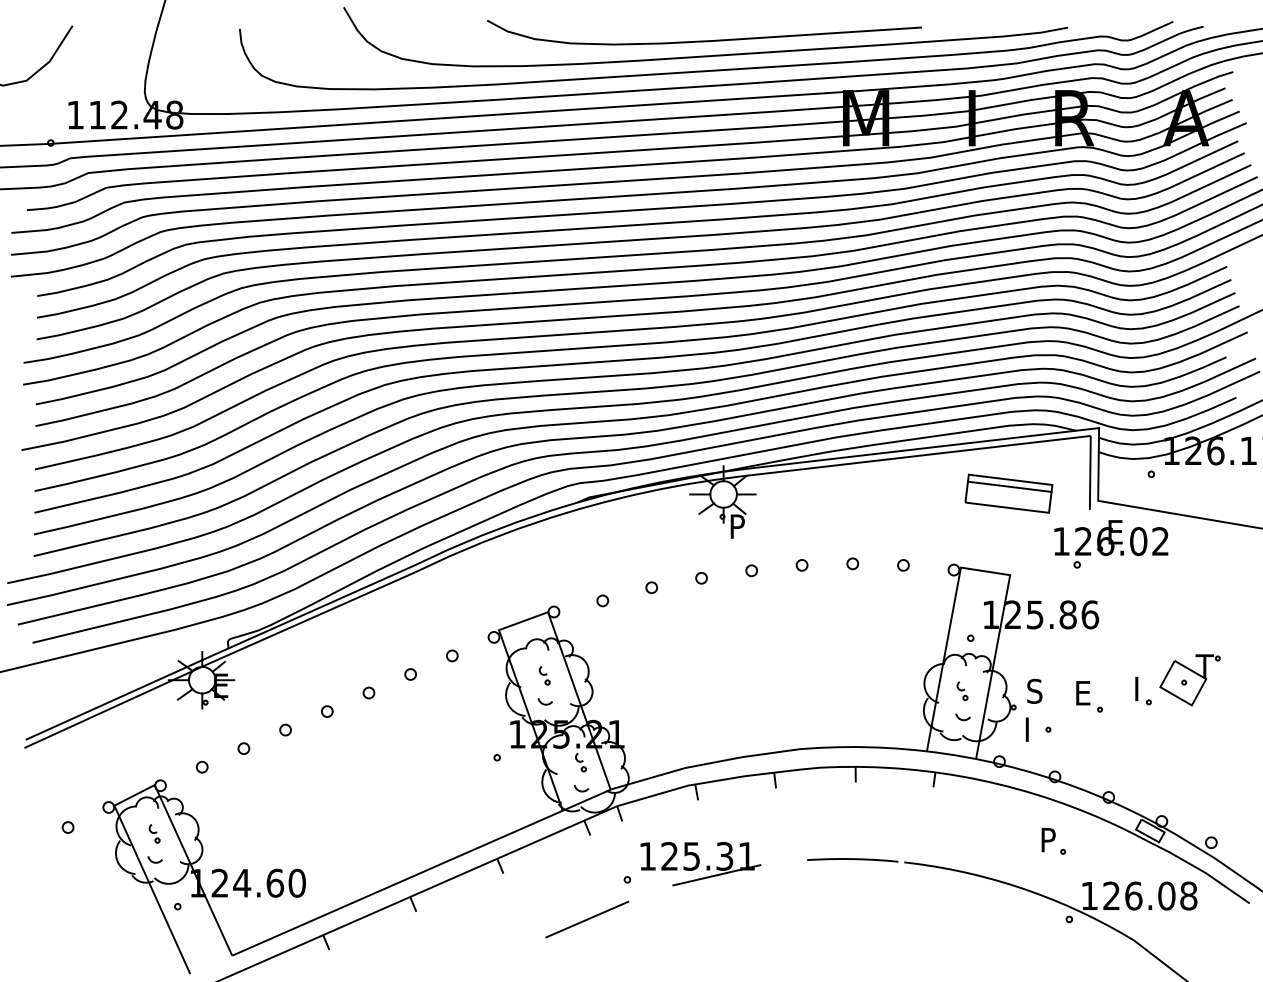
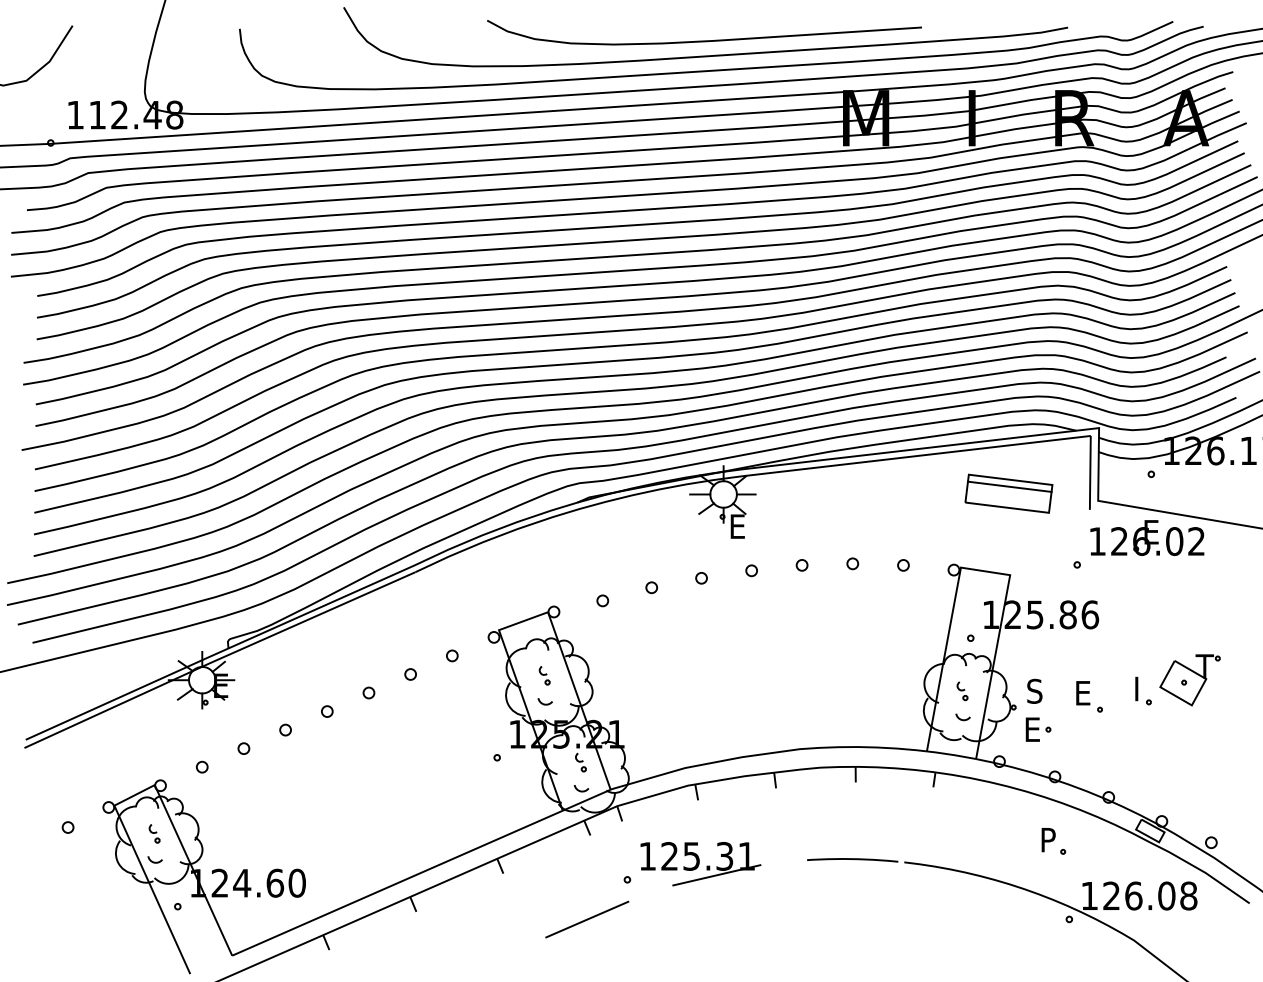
text: P -> E (738, 526)
part position: (1111, 537) -> (1147, 537) (1147, 537)
text: I -> E (1033, 729)
